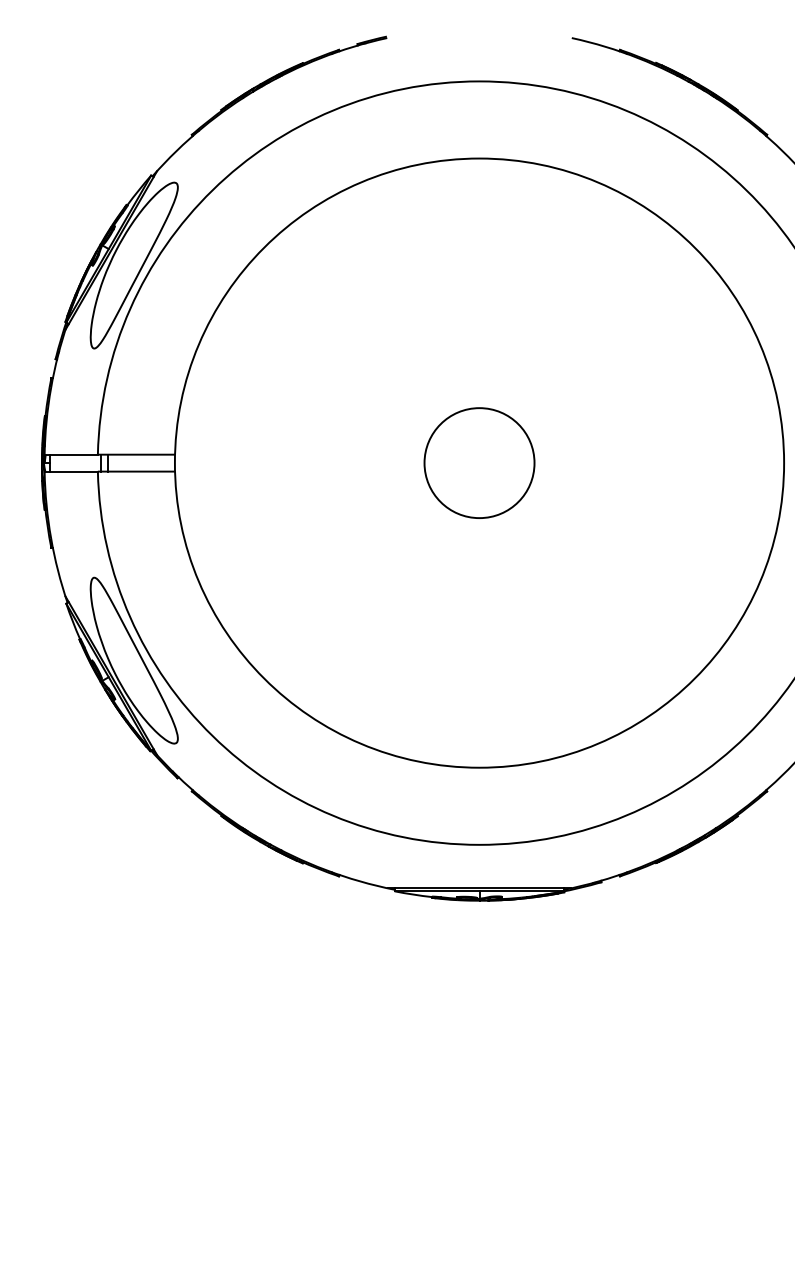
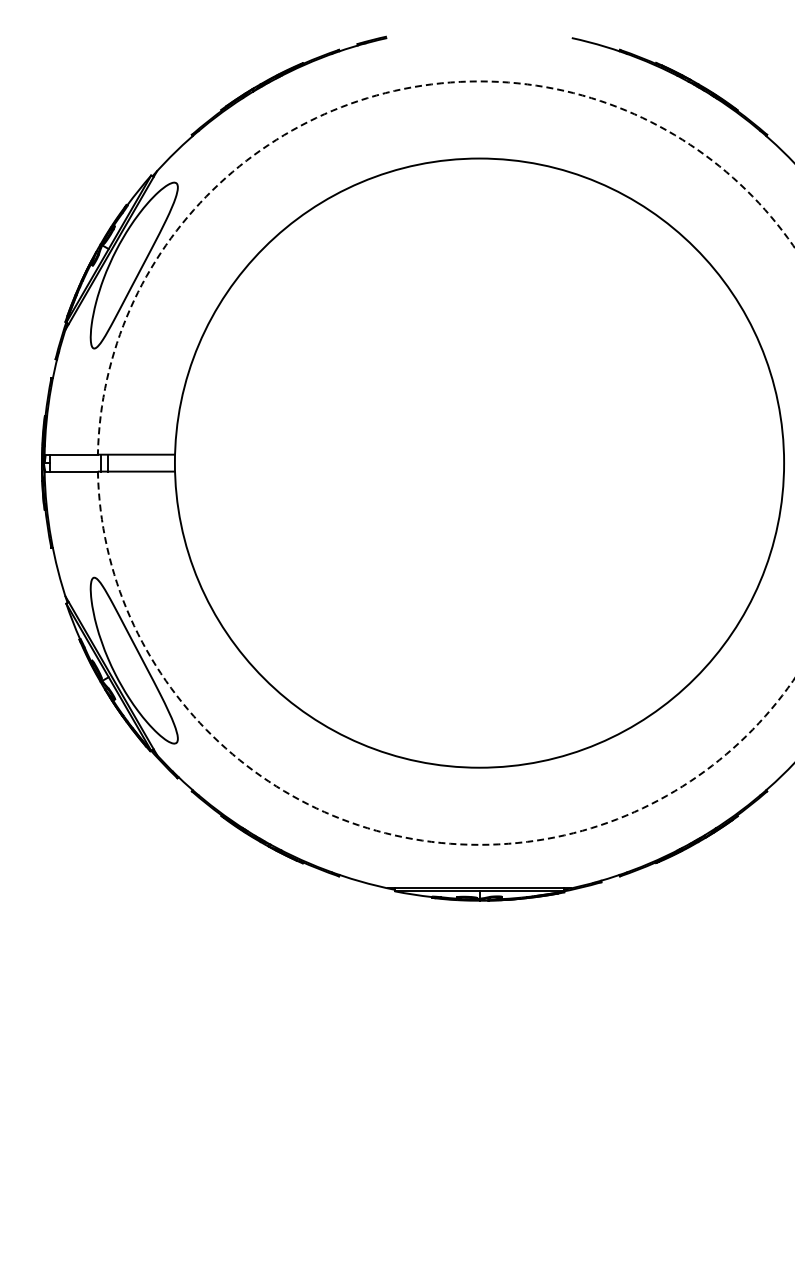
arc: solid -> dashed (369, 97)
circle: present -> none (479, 462)
arc: solid -> dashed (370, 828)
